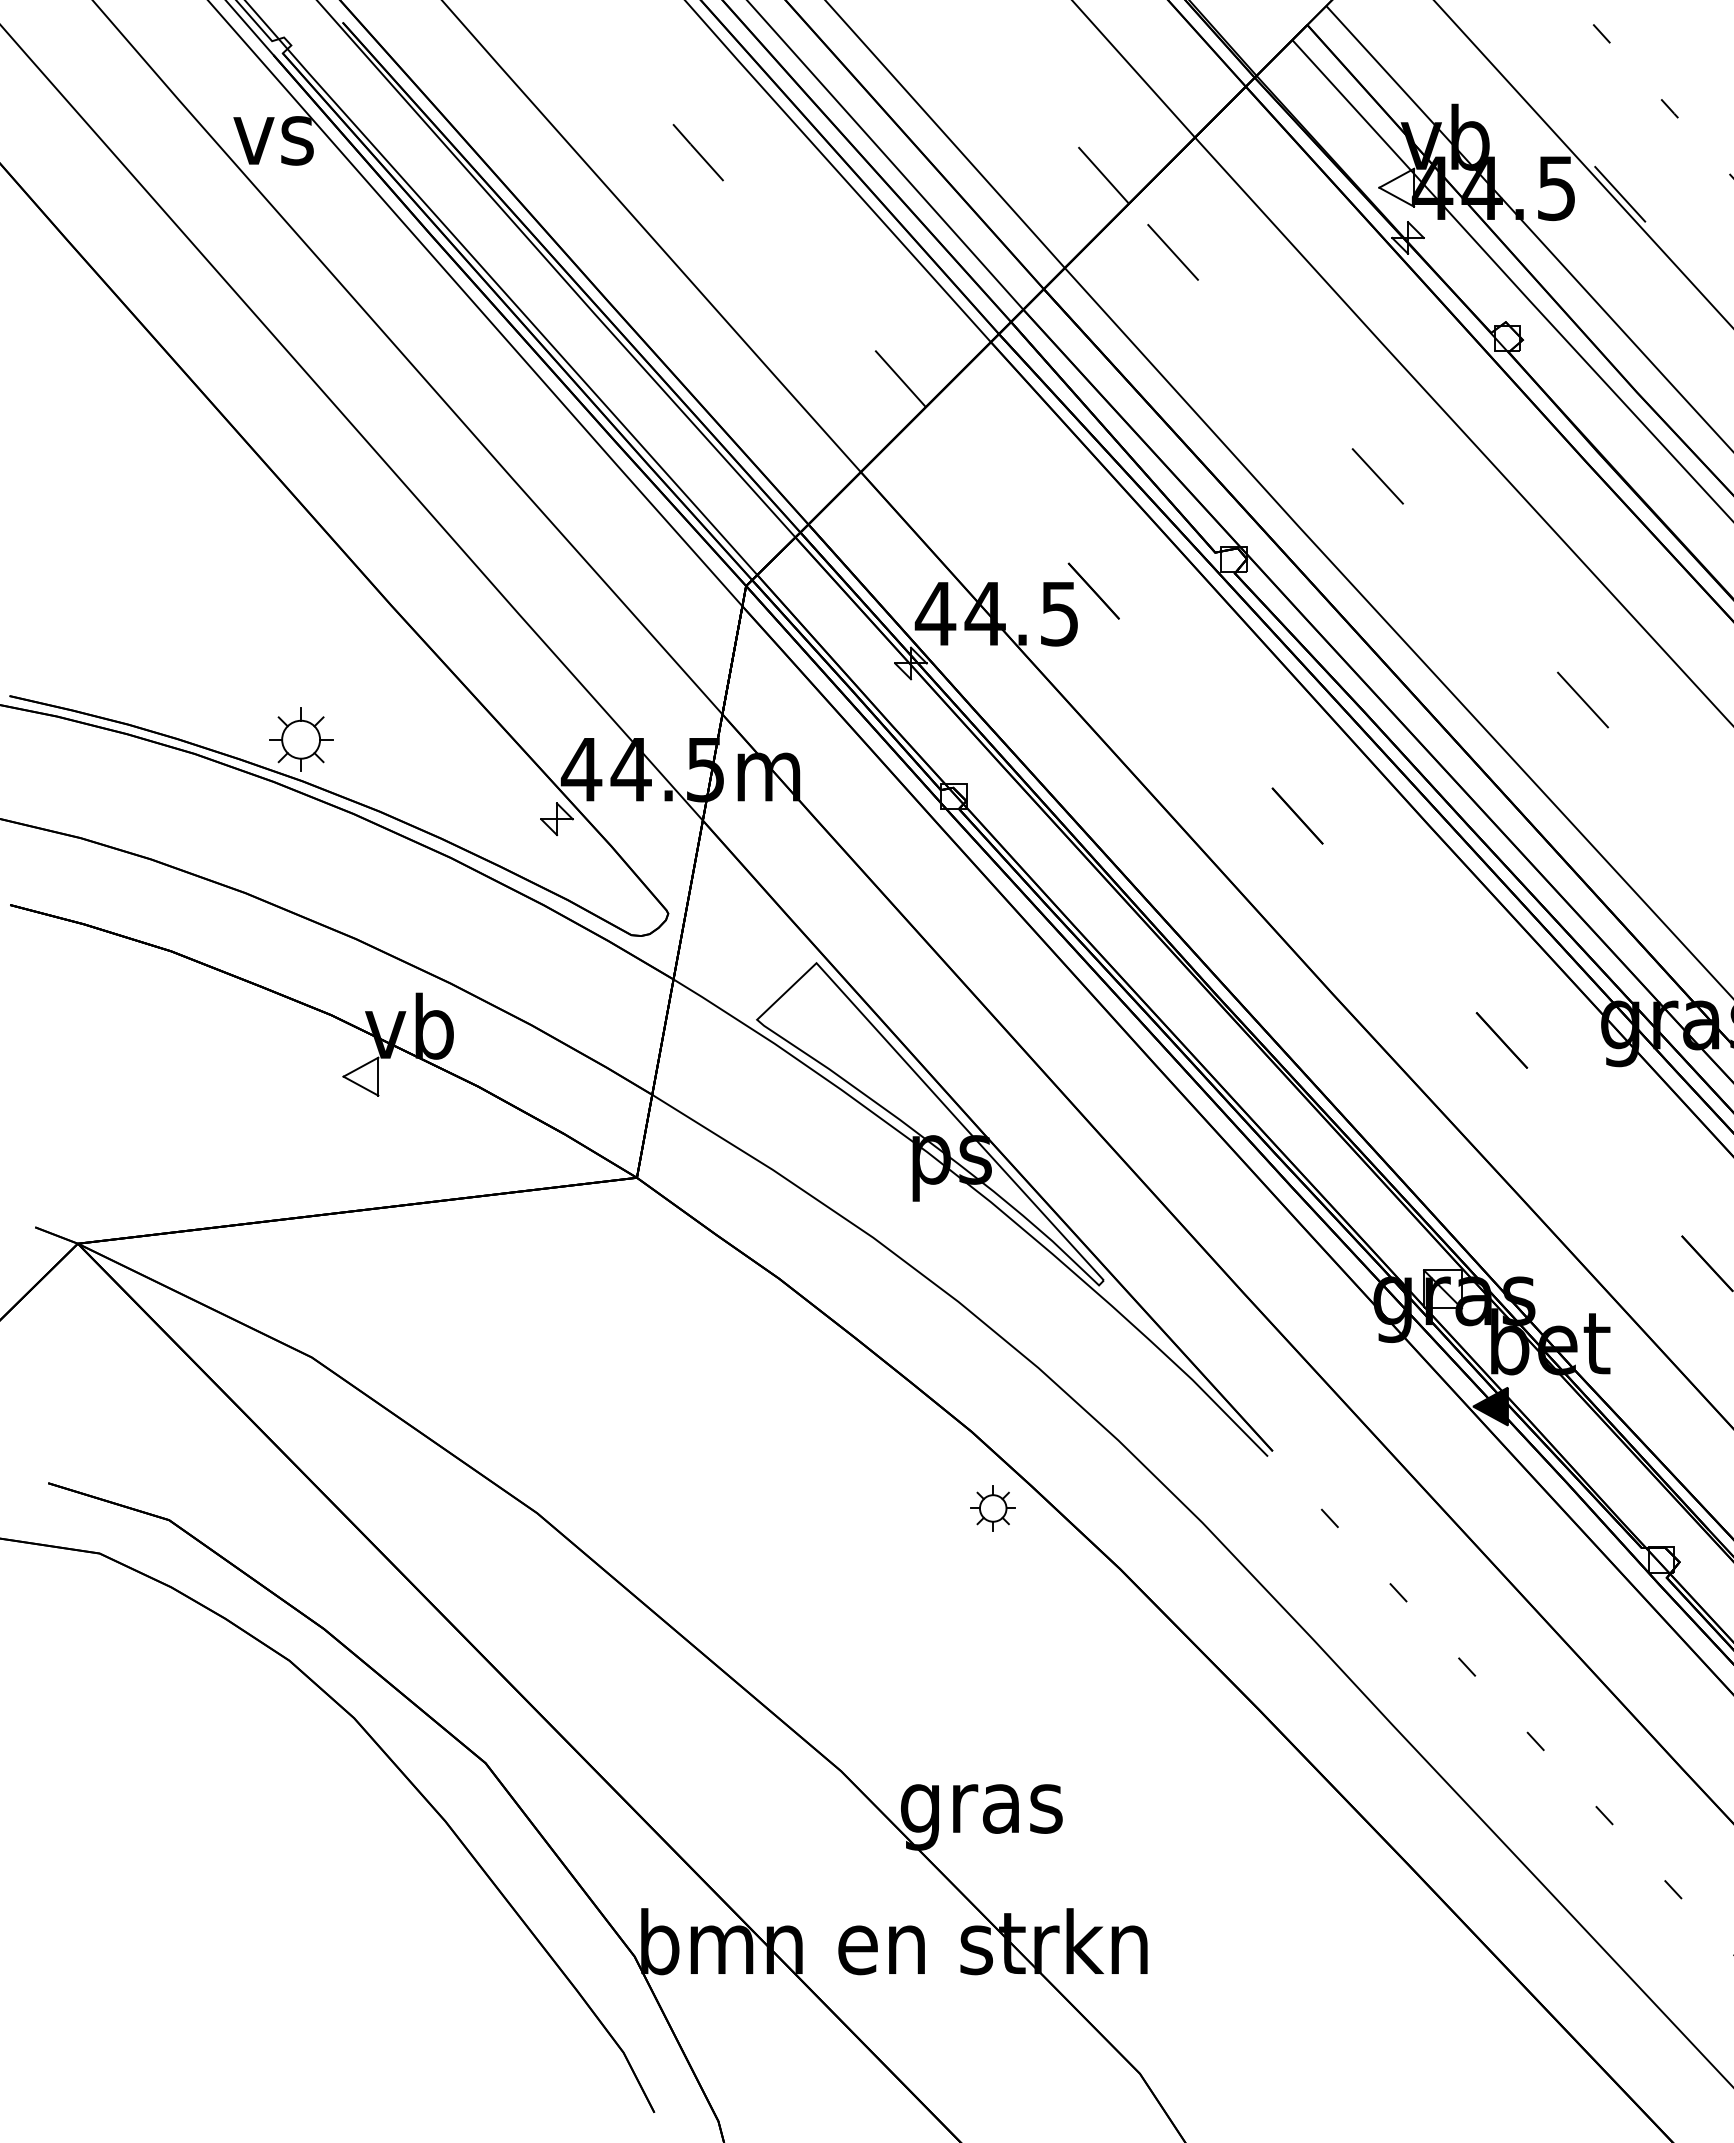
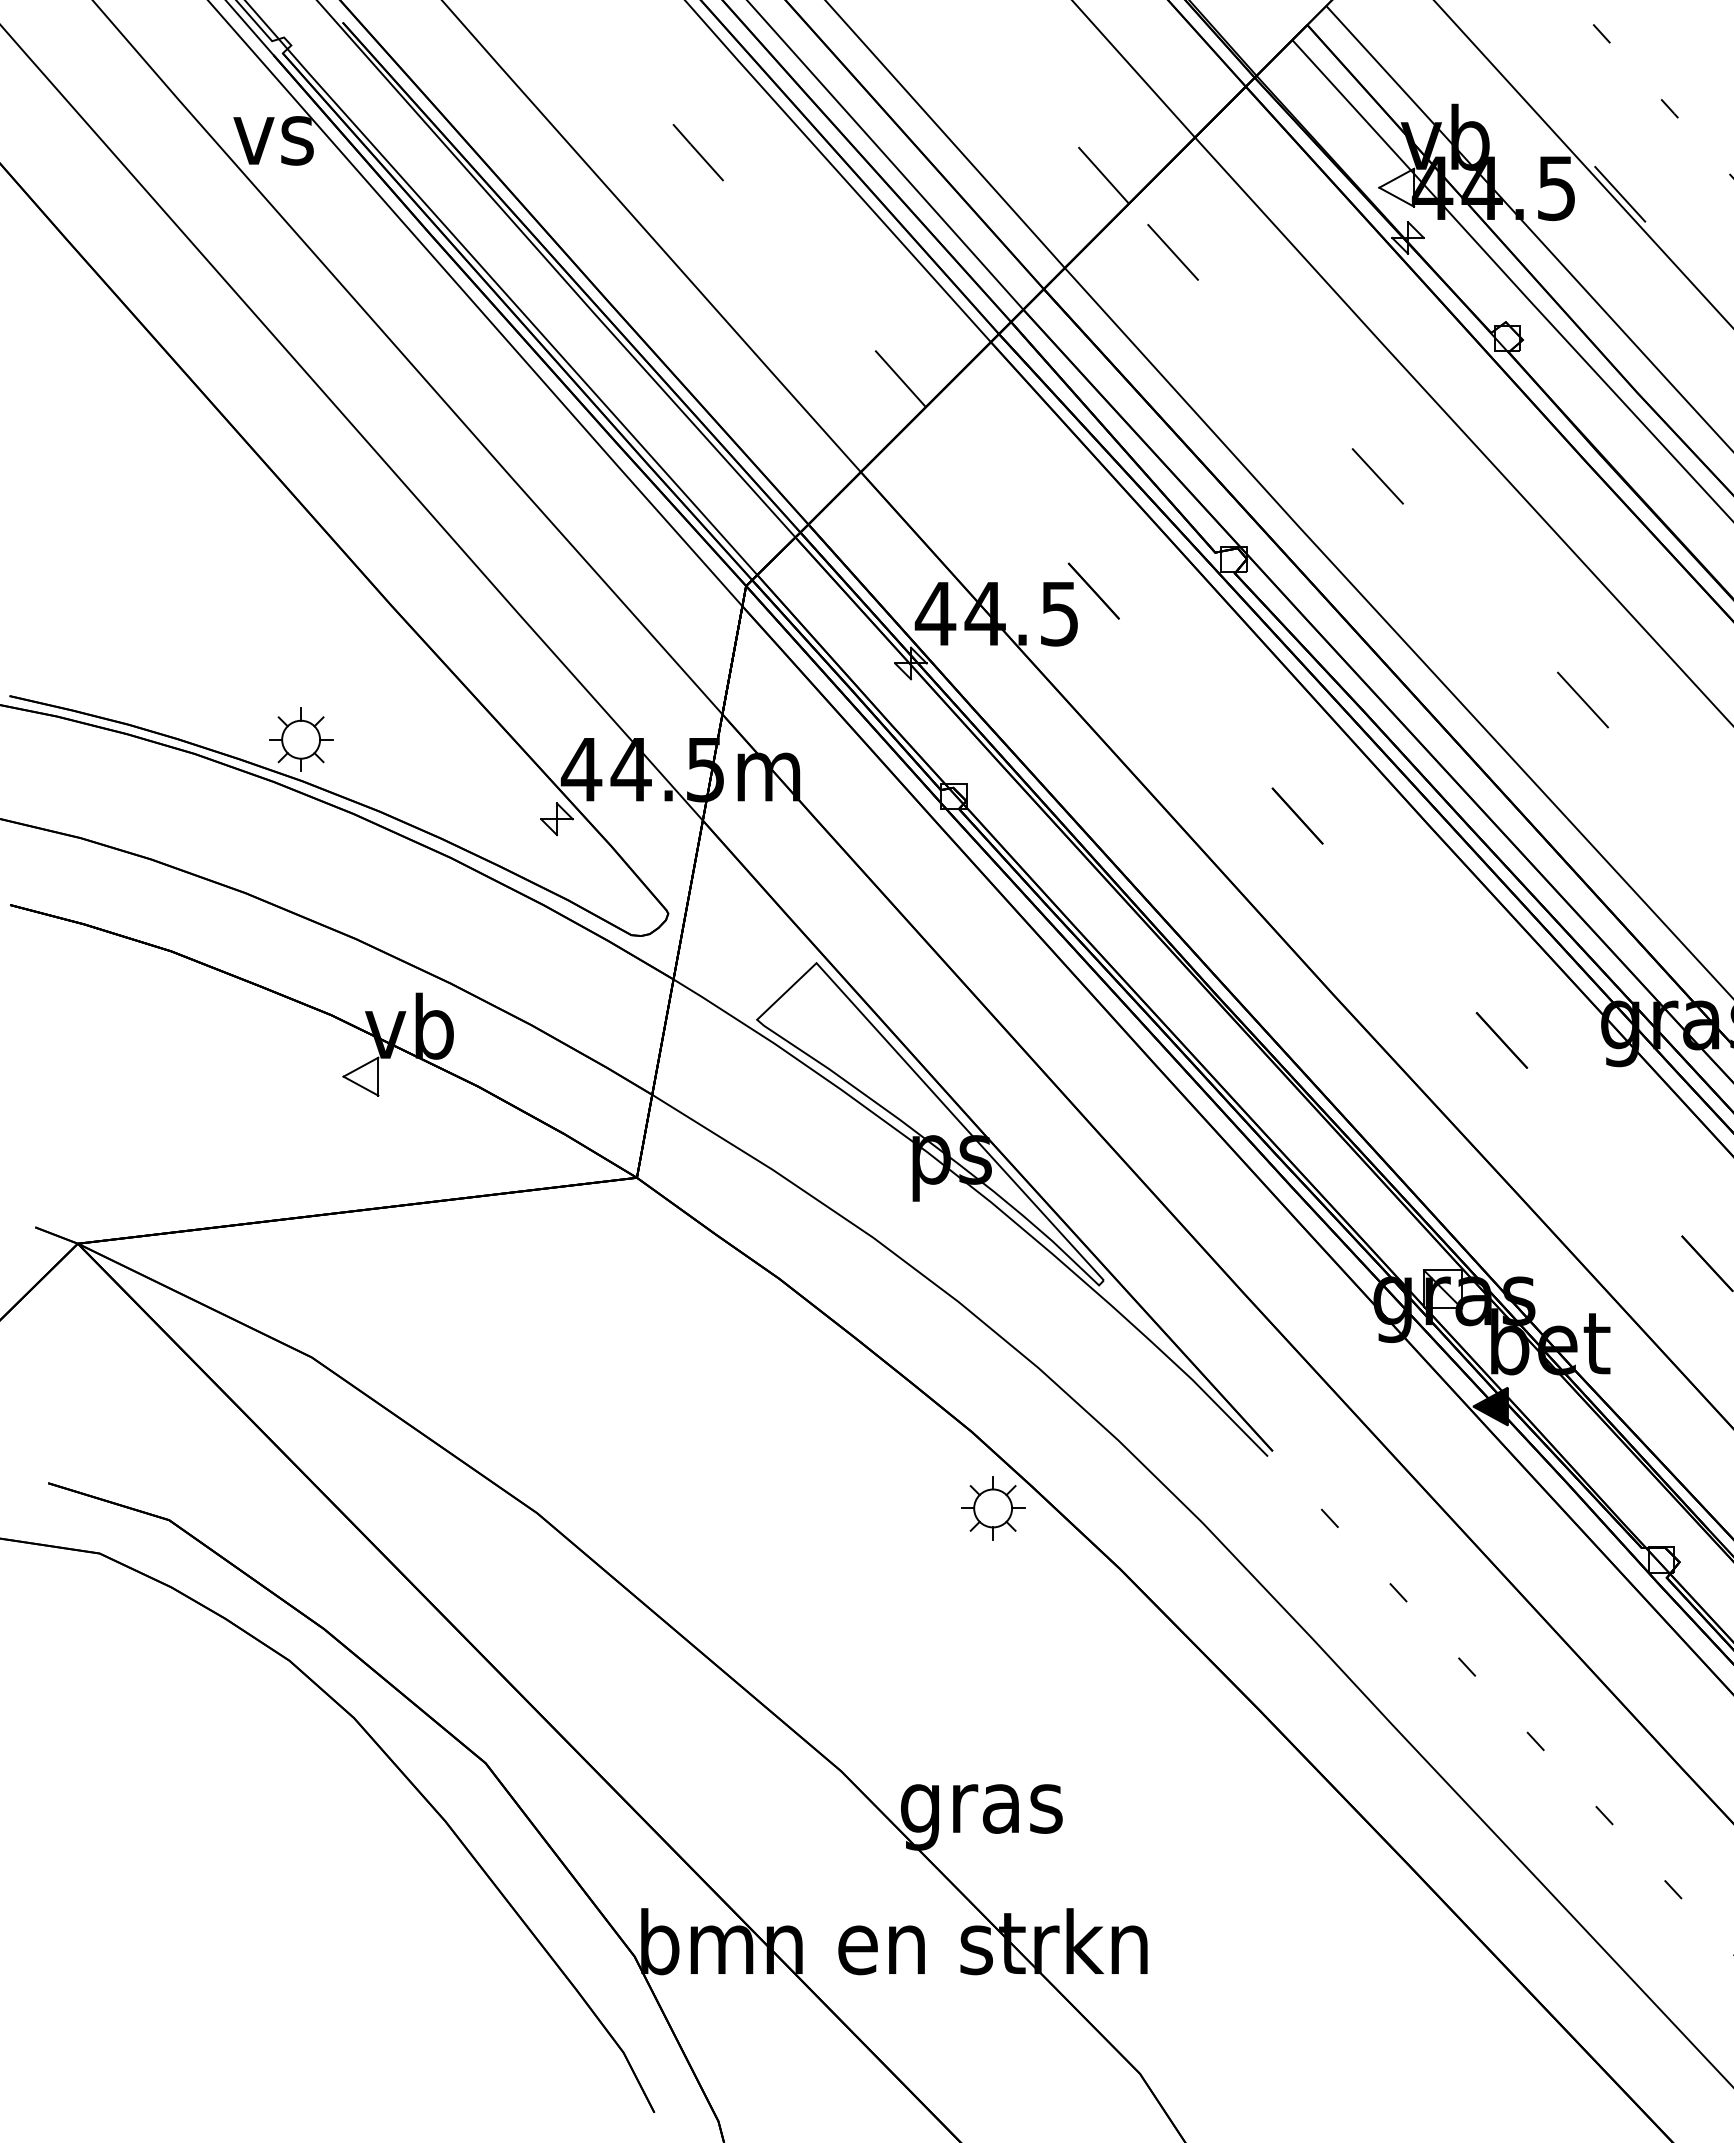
part size: 46x47 px -> 65x65 px (993, 1508)
